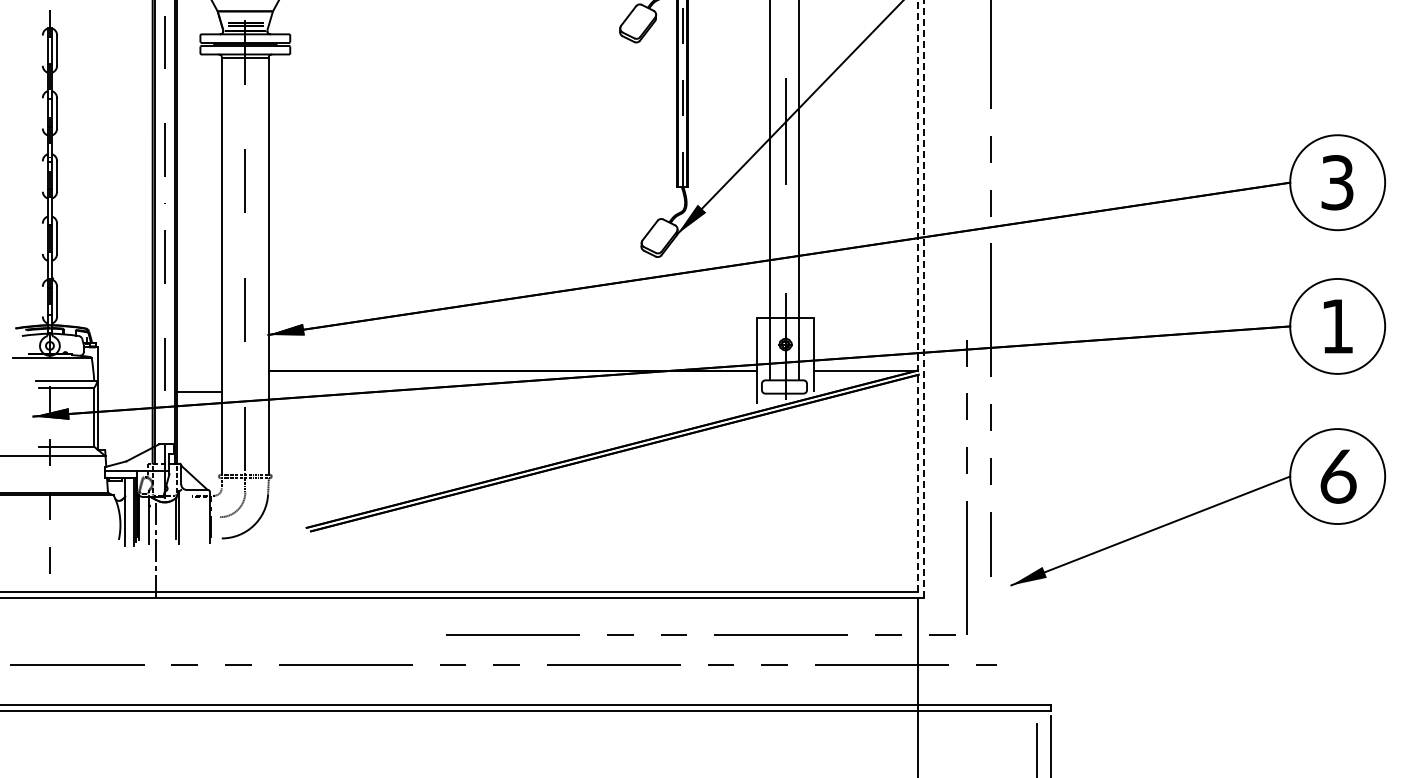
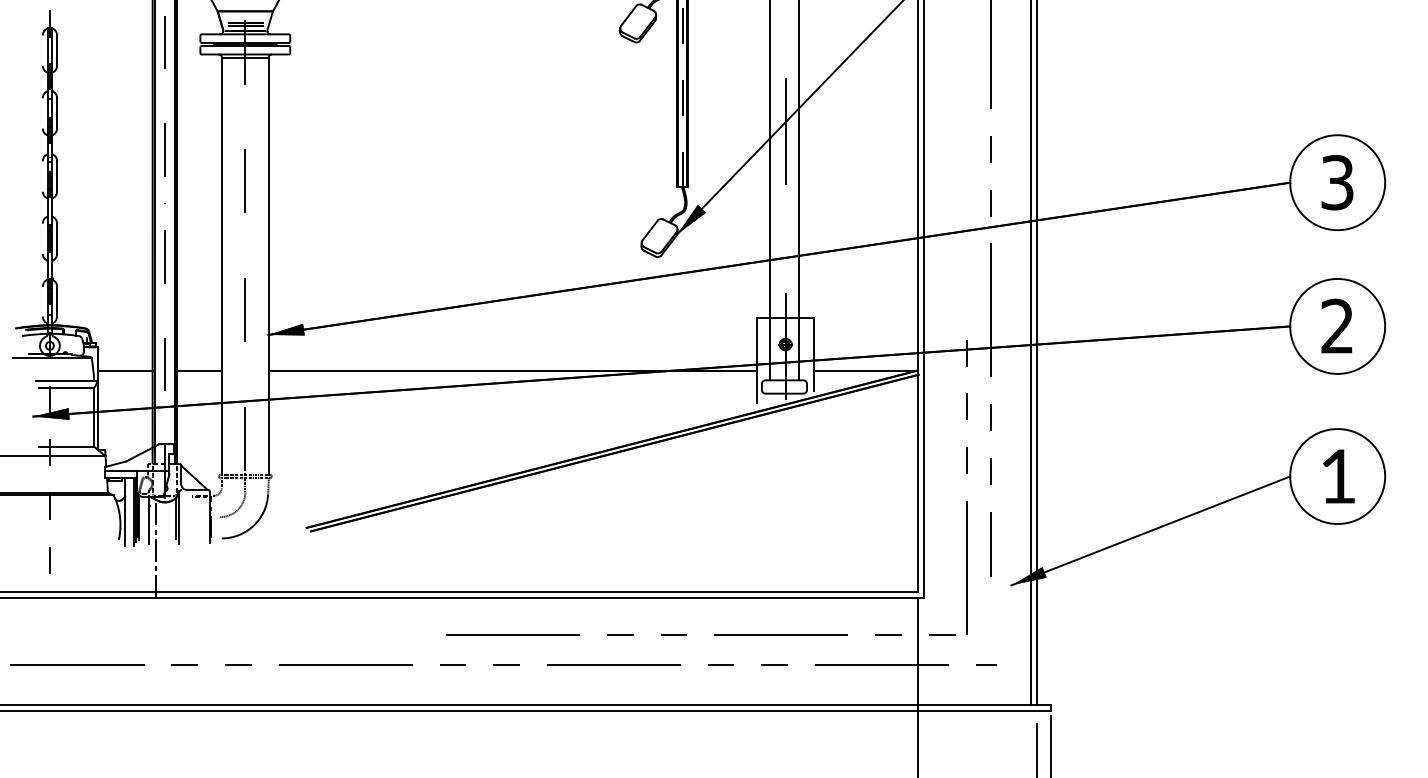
line: dashed -> solid (917, 296)
line: dashed -> solid (923, 299)
text: 1 -> 2 (1336, 325)
line: none -> present (1030, 353)
line: none -> present (1036, 353)
line: none -> present (124, 370)
line position: (199, 391) -> (199, 370) (199, 370)
text: 6 -> 1 (1338, 476)
